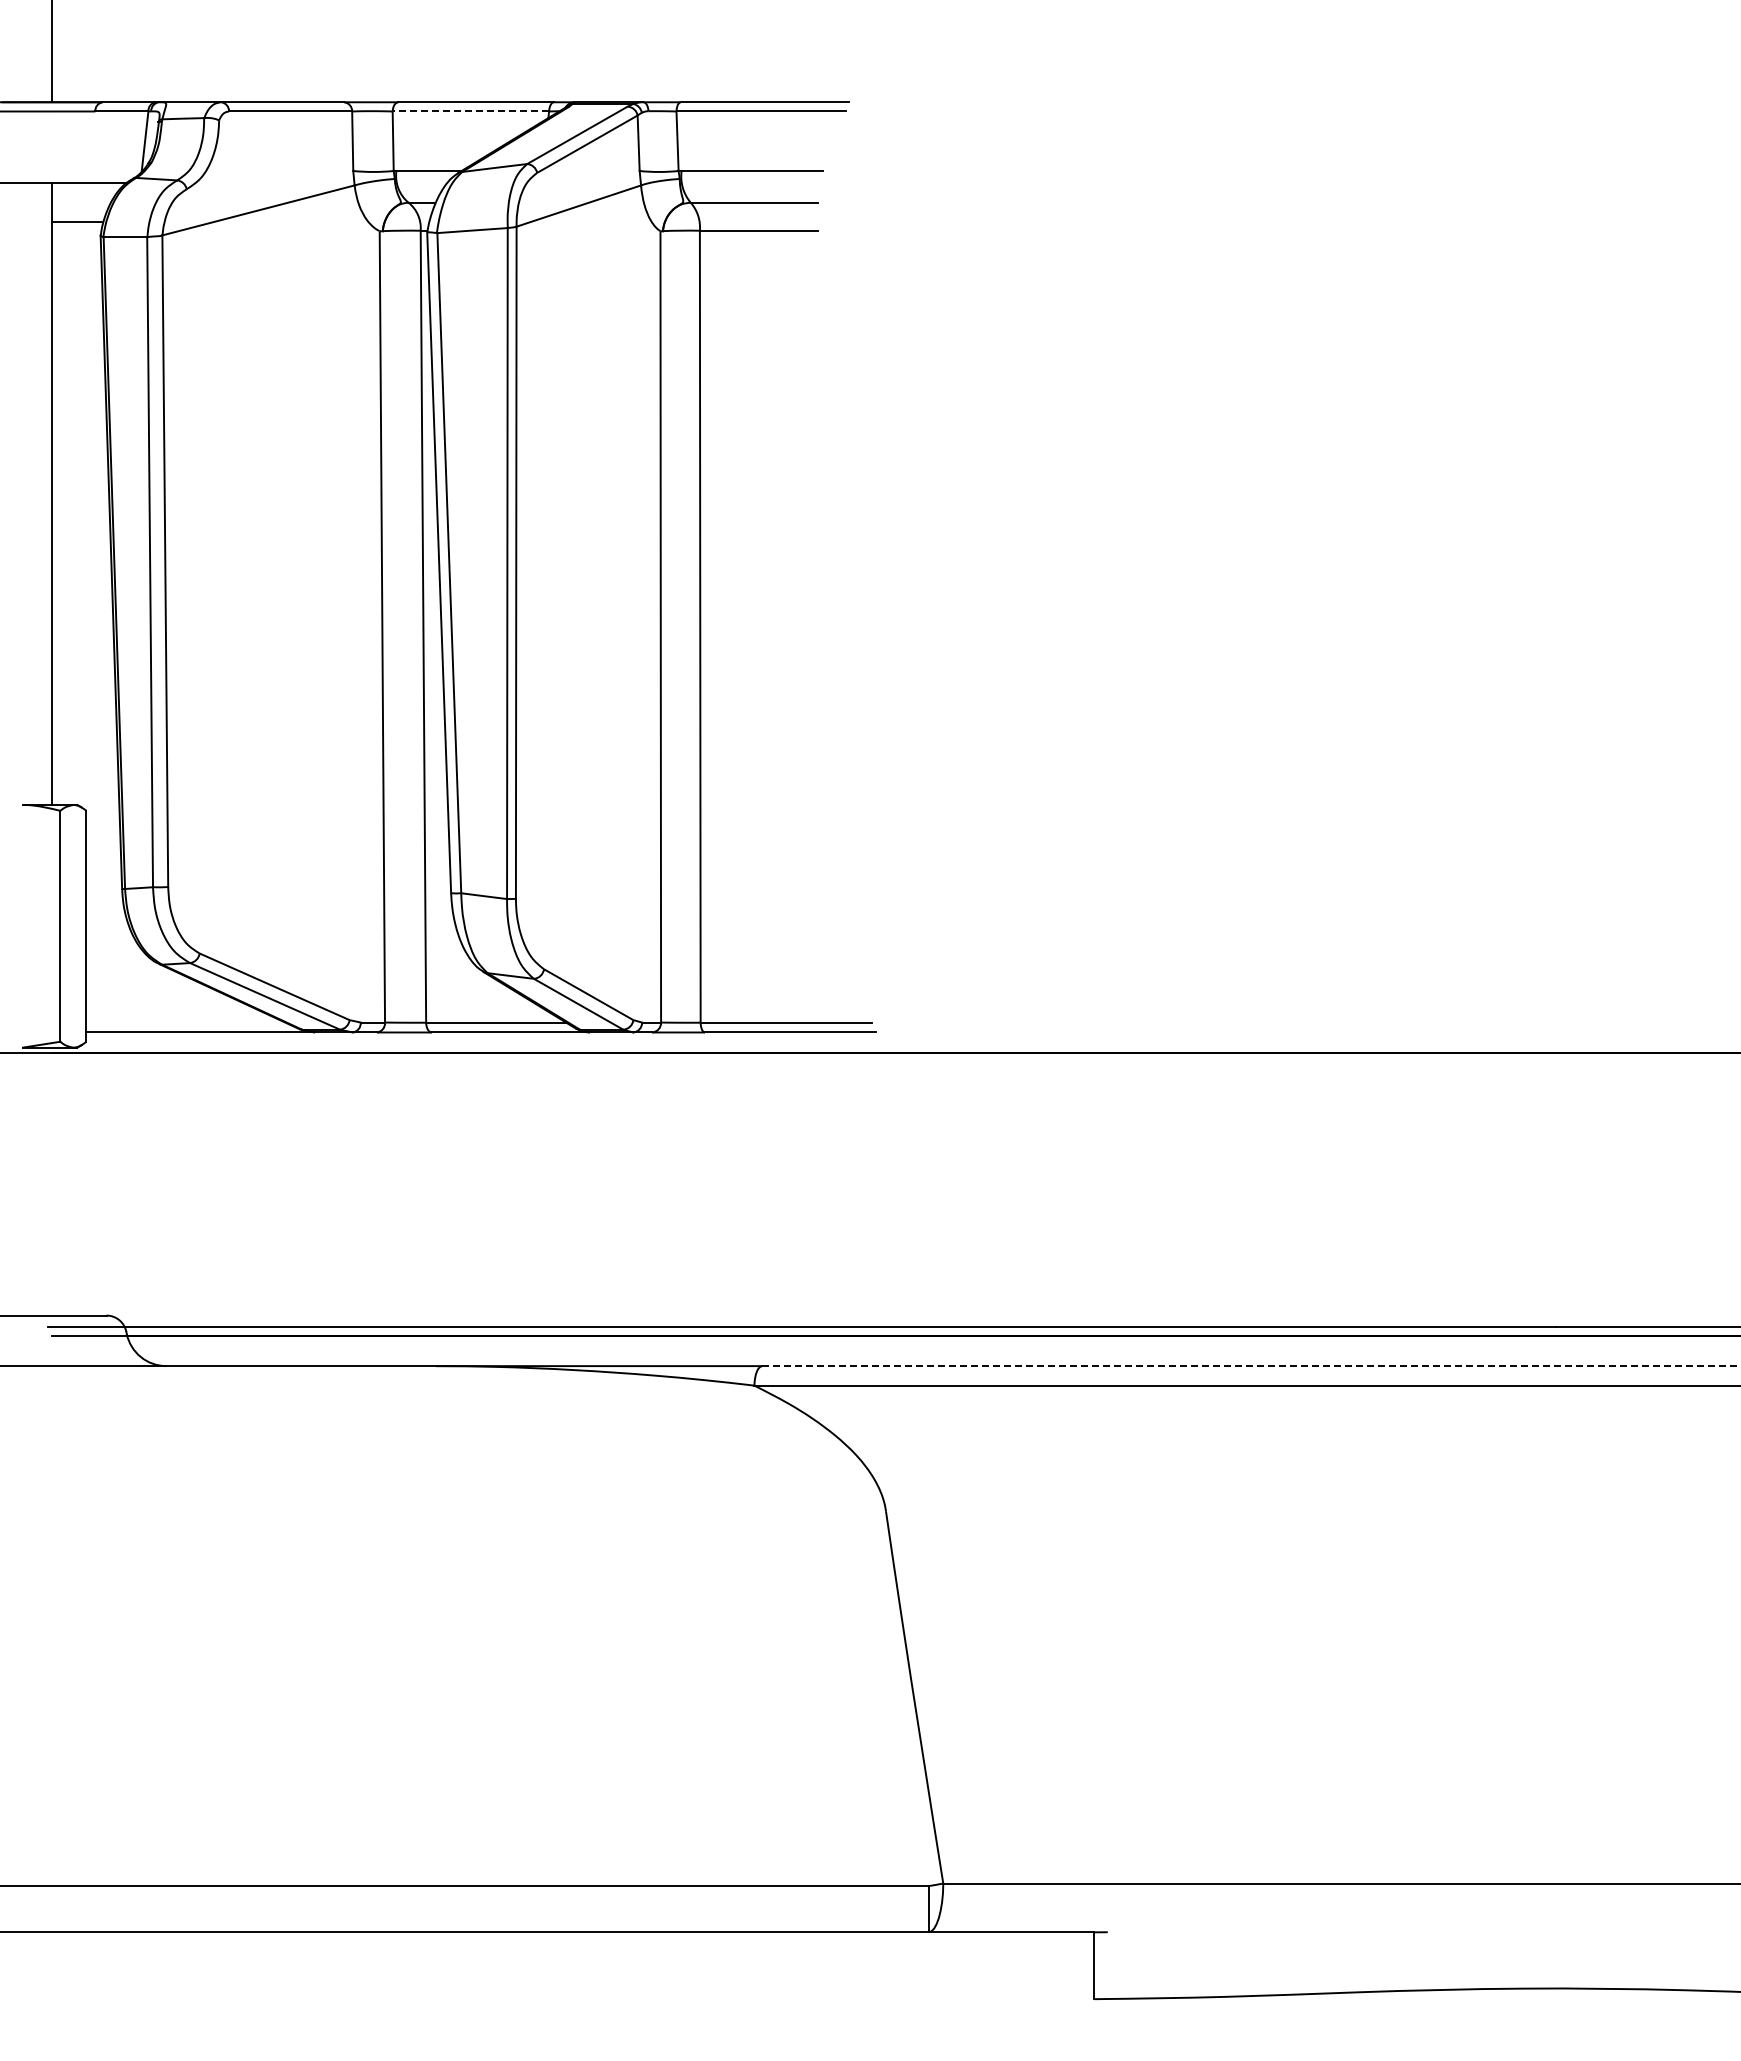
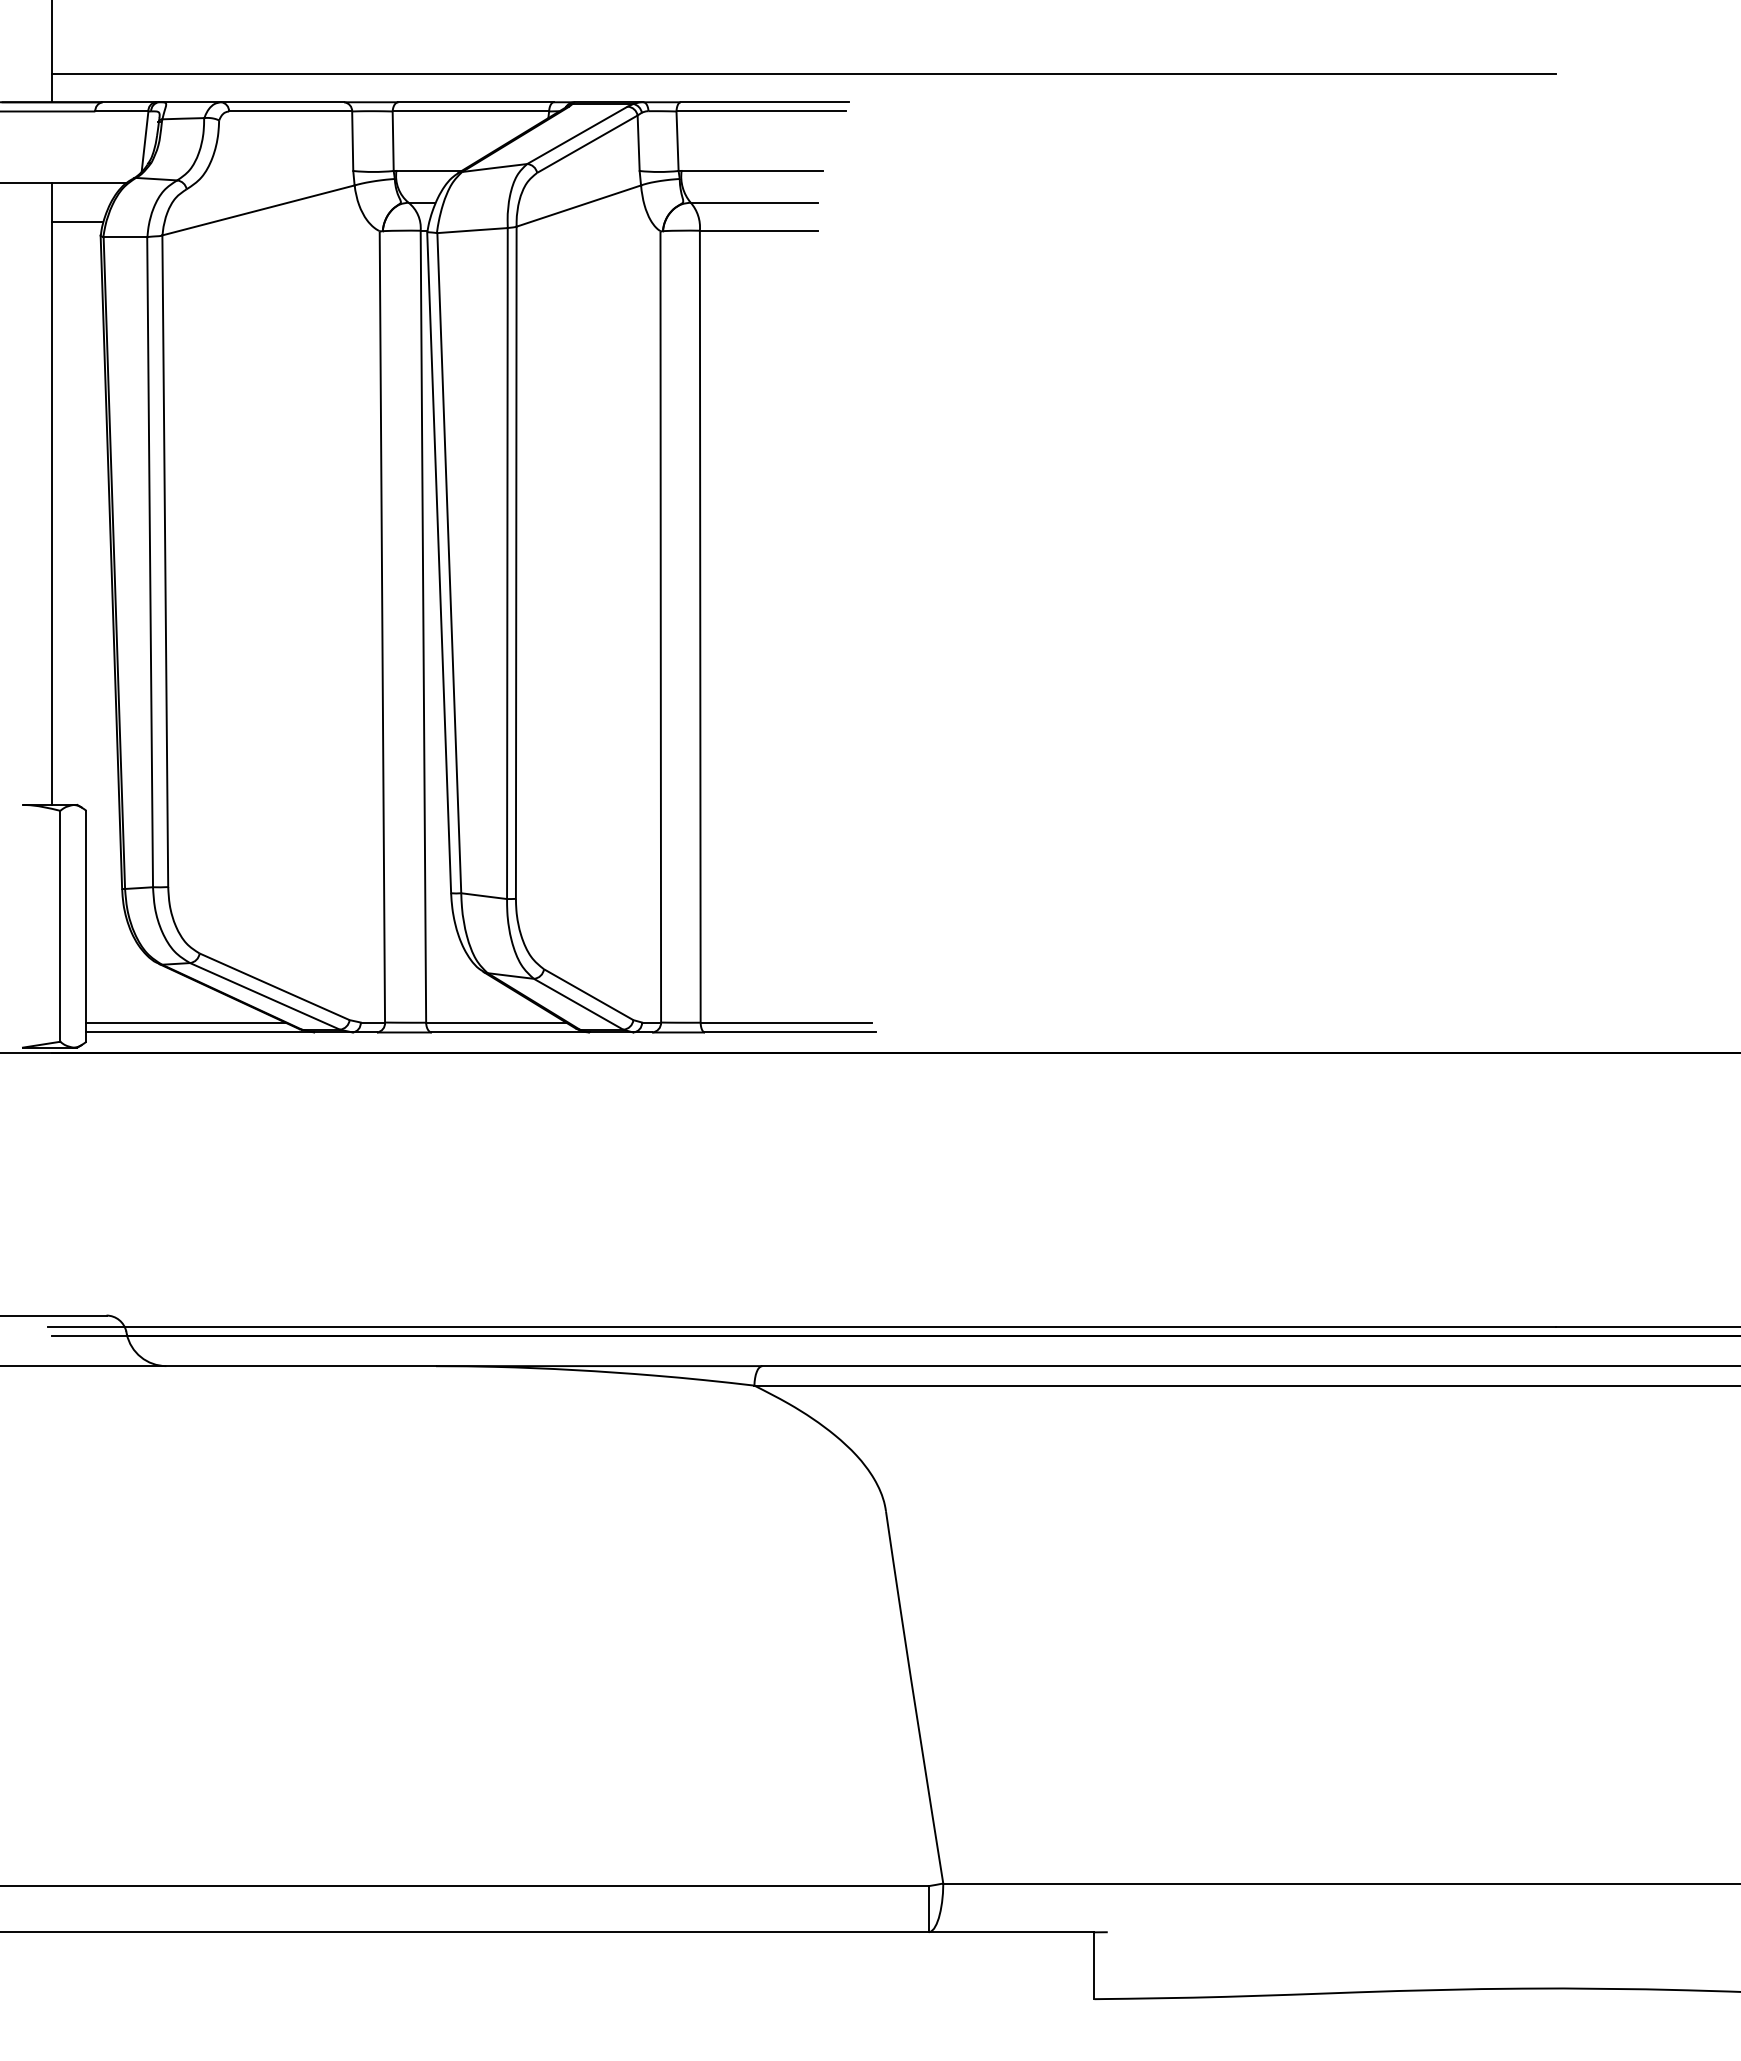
line: none -> present (804, 74)
line: dashed -> solid (470, 111)
line: none -> present (185, 1022)
line: dashed -> solid (1252, 1366)
